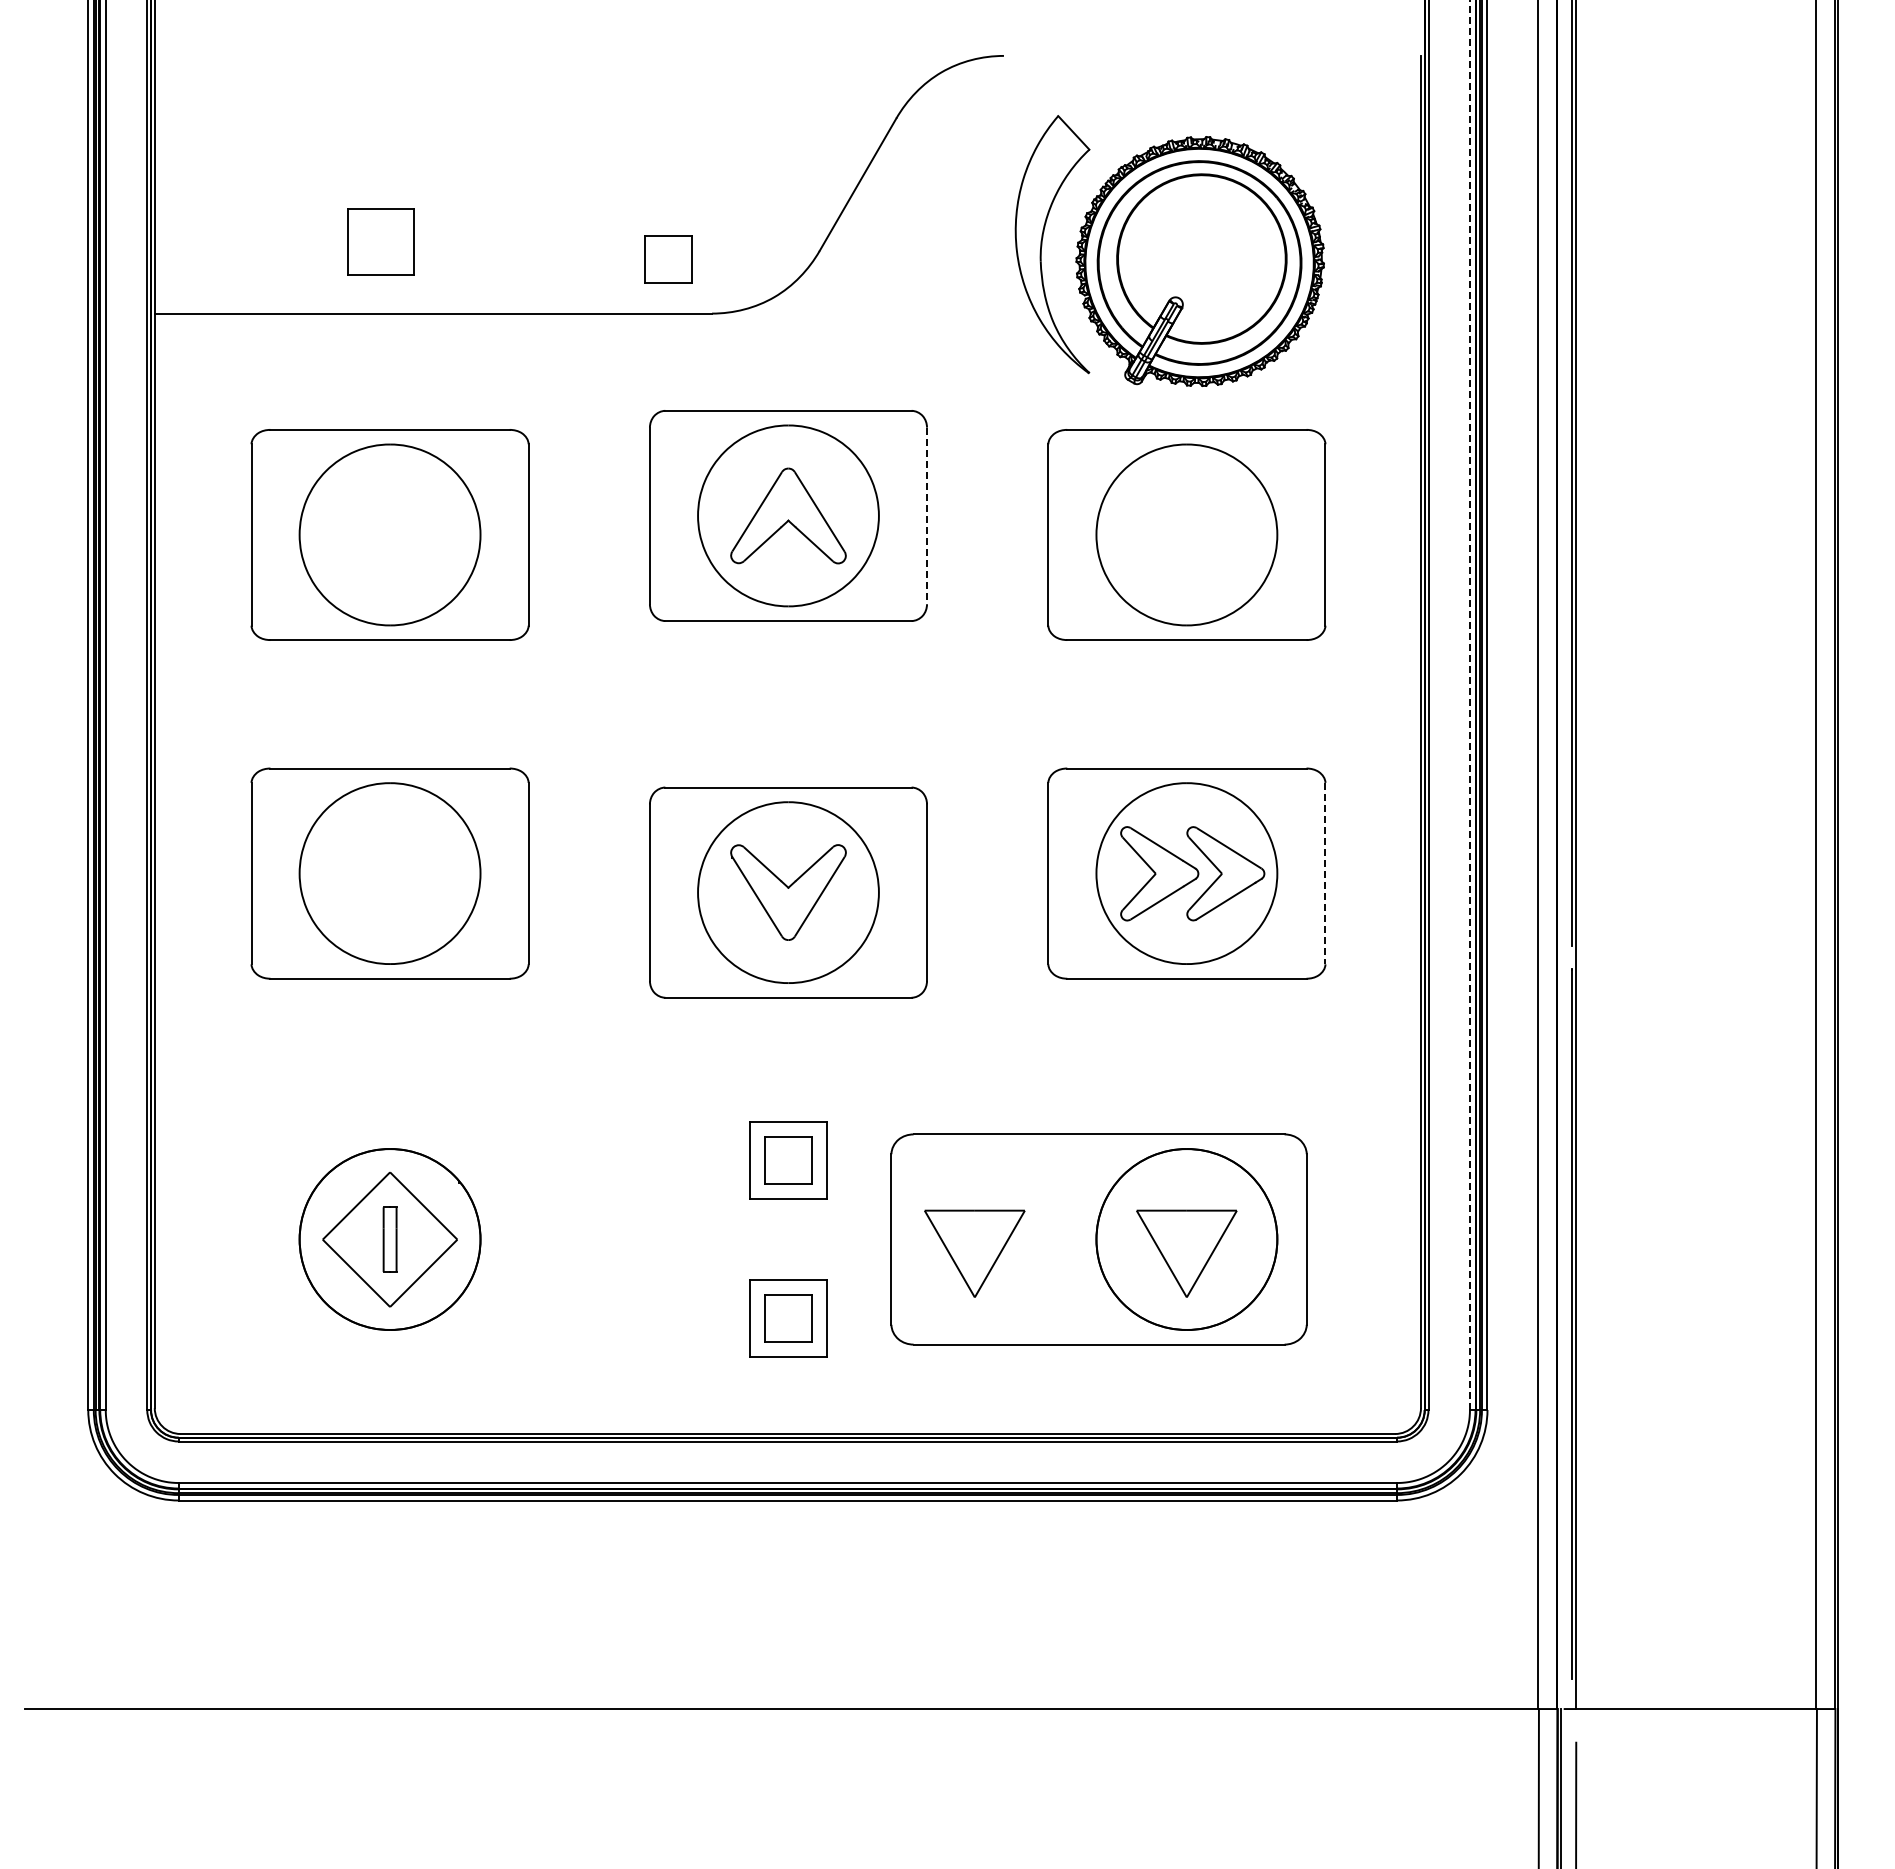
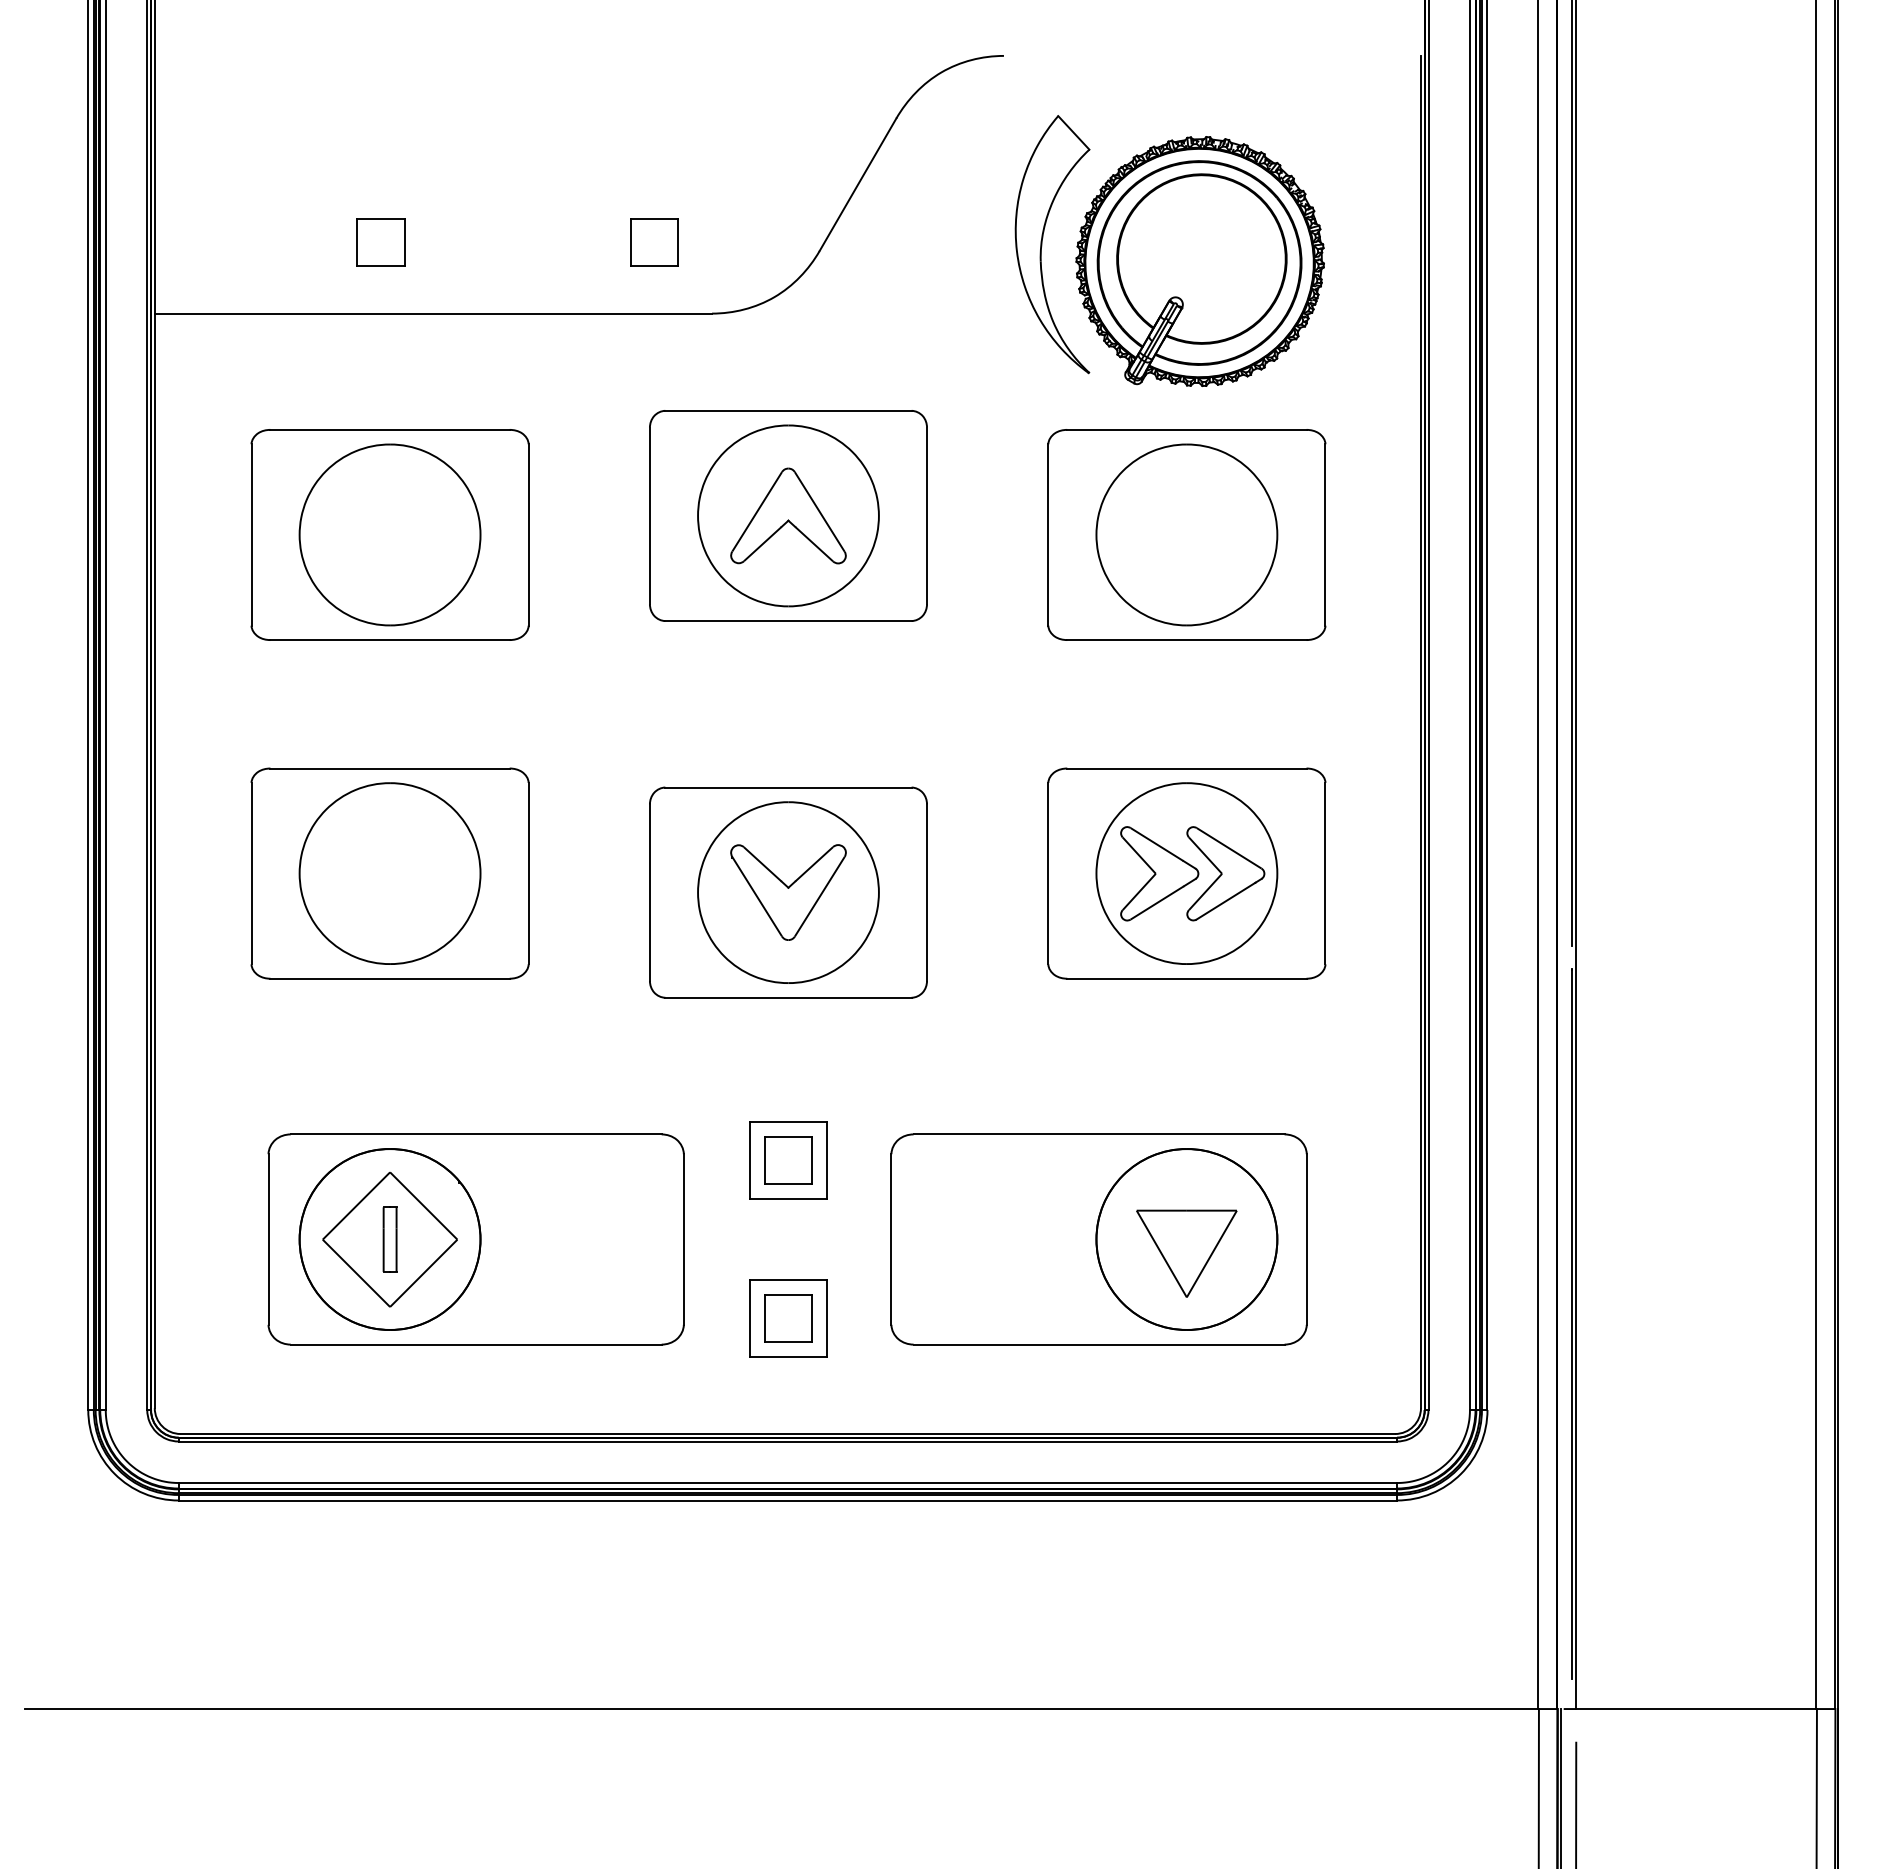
part size: 68x68 px -> 50x49 px (380, 242)
part position: (668, 259) -> (654, 242) (654, 242)
line: dashed -> solid (927, 516)
line: dashed -> solid (1469, 705)
line: dashed -> solid (1325, 873)
part: none -> present (475, 1239)
part: present -> none (974, 1253)
